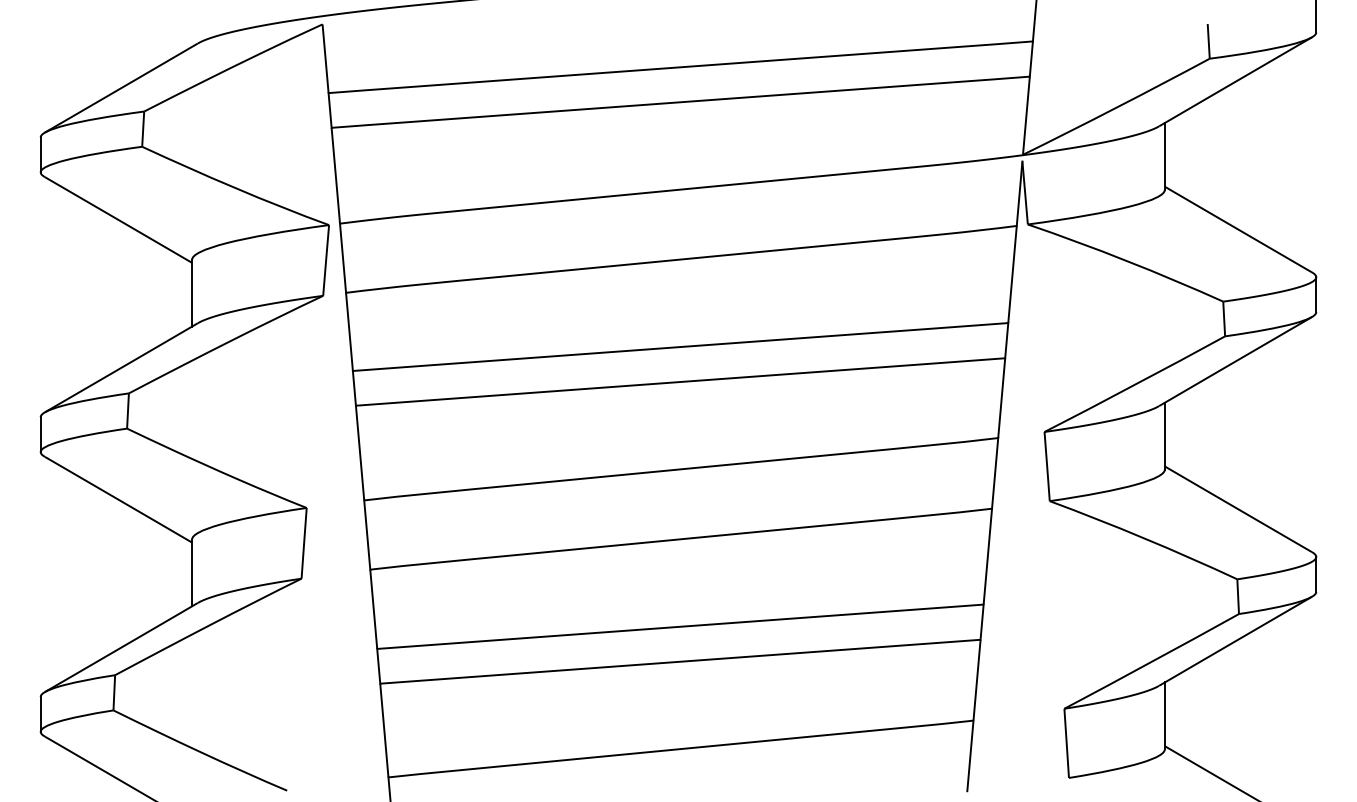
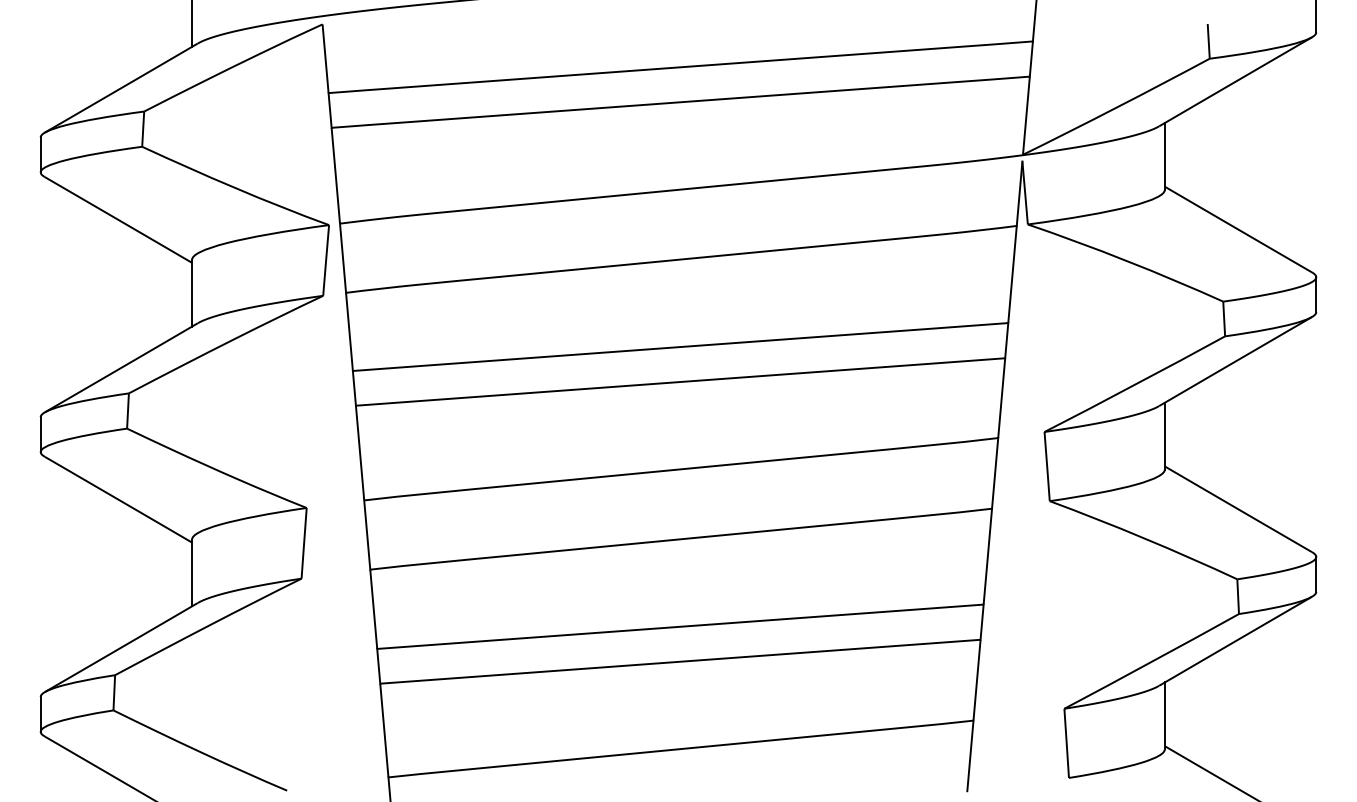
line: none -> present (192, 24)
